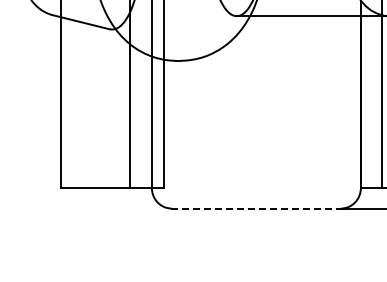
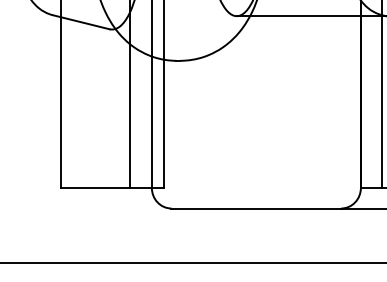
line: dashed -> solid (256, 208)
line: none -> present (192, 263)
